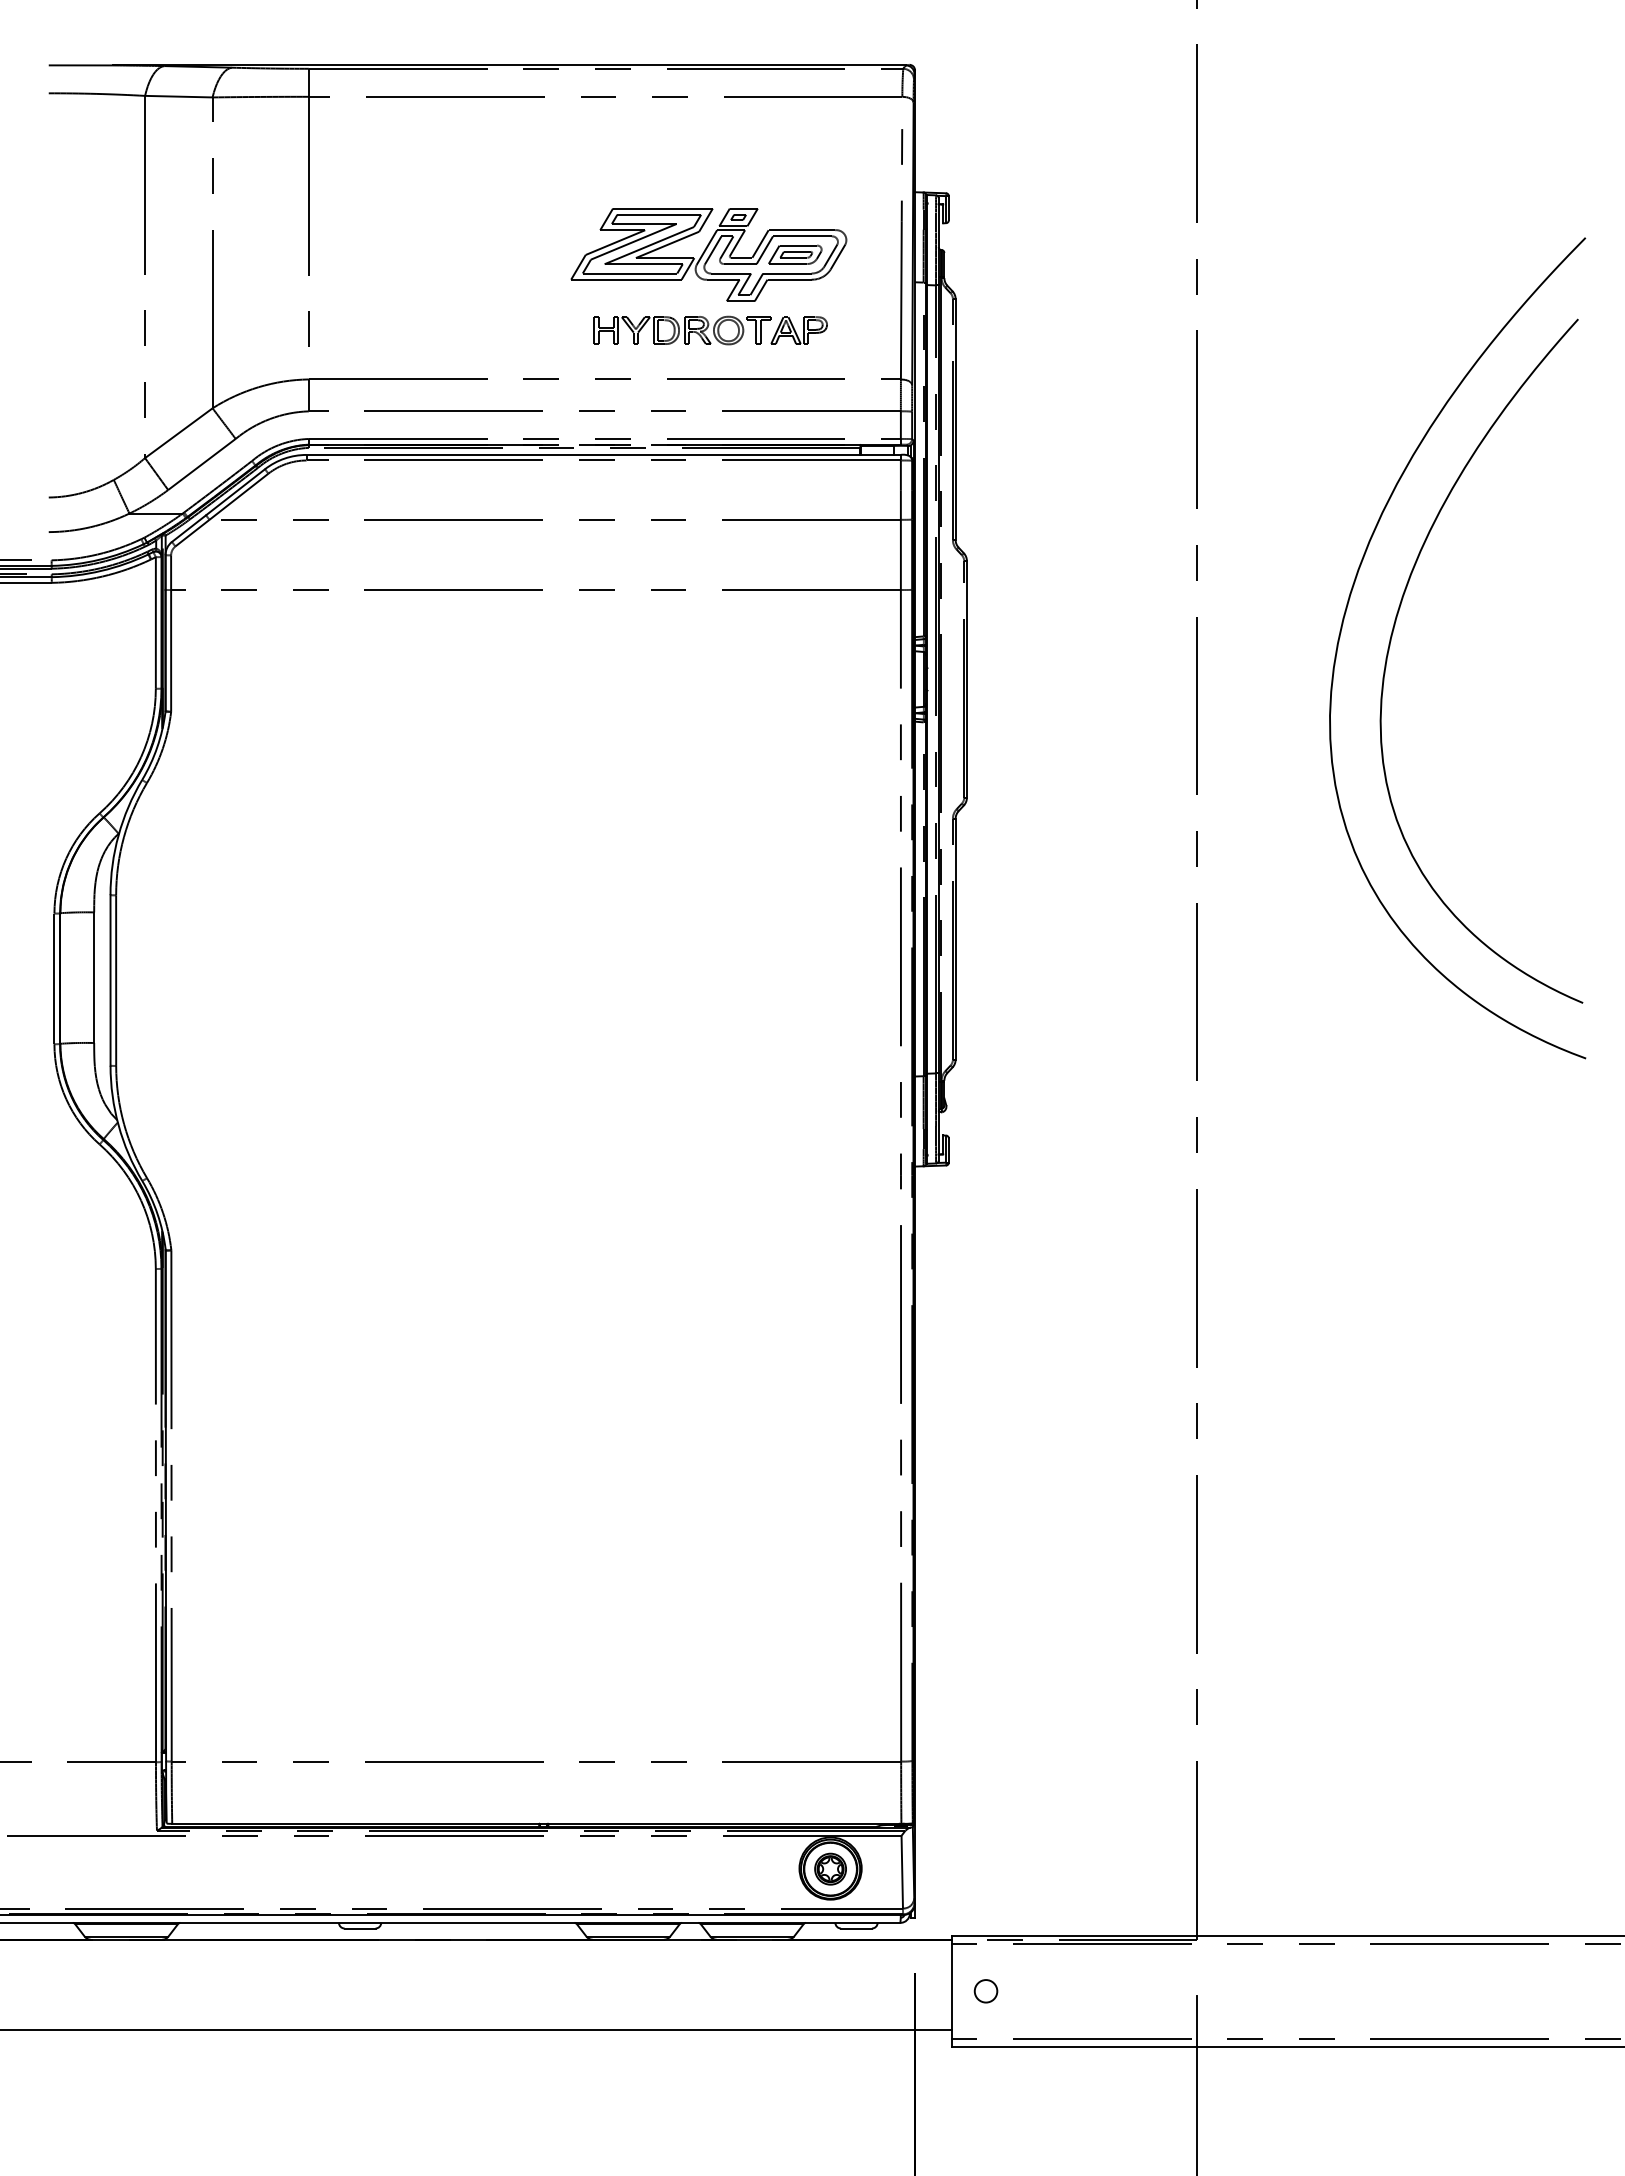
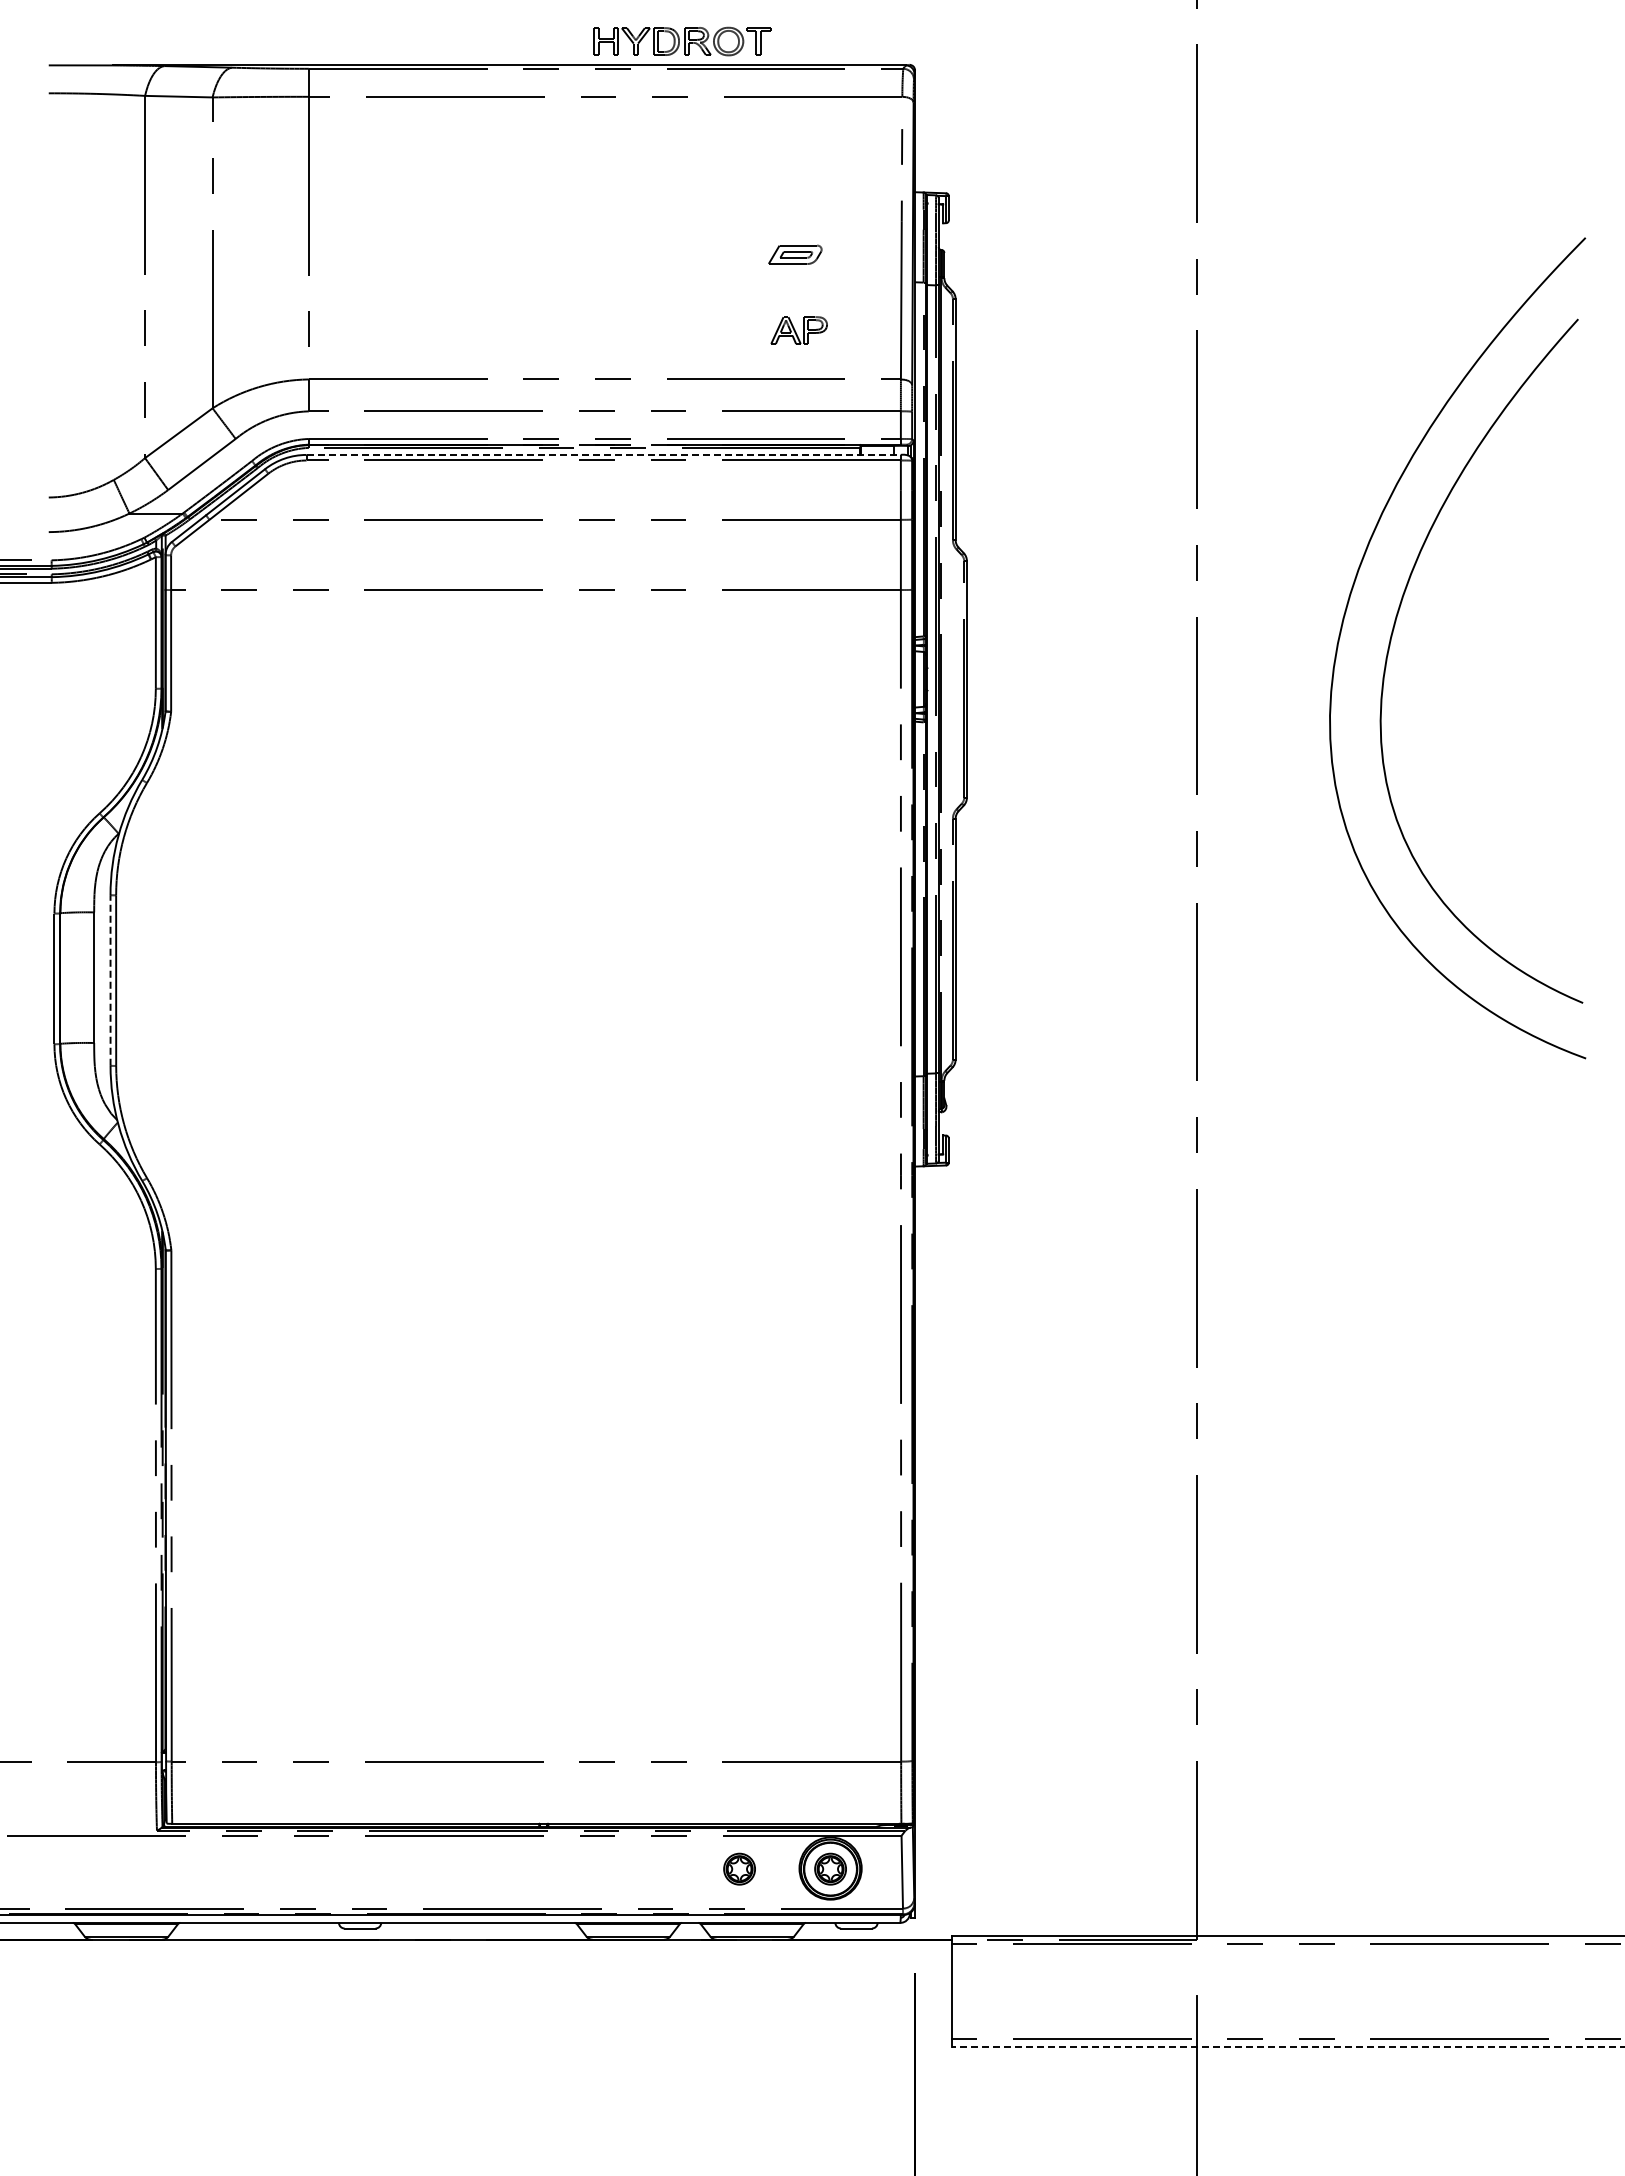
part: present -> none (708, 254)
part position: (682, 330) -> (682, 41) (682, 41)
line: solid -> dashed (604, 454)
line: solid -> dashed (110, 979)
part: none -> present (739, 1868)
circle: present -> none (985, 1991)
line: present -> none (477, 2029)
line: solid -> dashed (1288, 2046)
